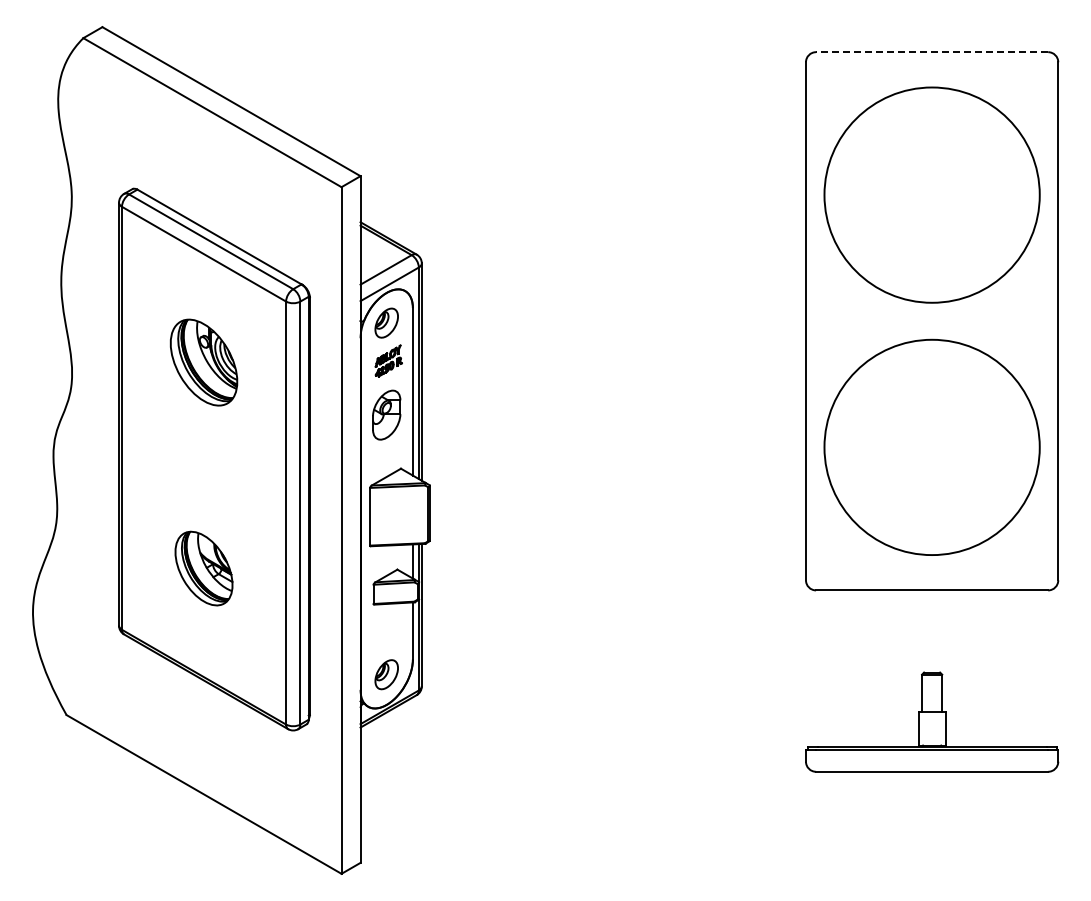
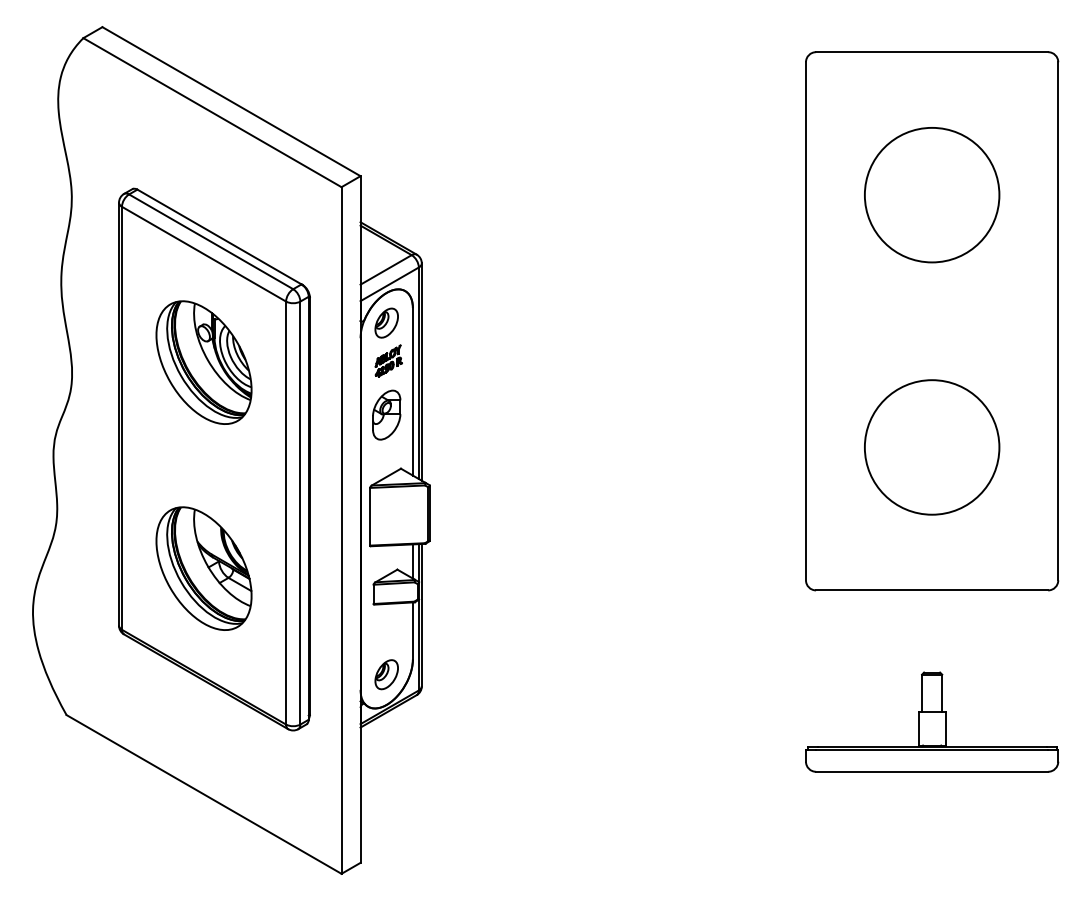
line: dashed -> solid (931, 52)
circle diameter: 215 px -> 135 px (931, 194)
part size: 70x89 px -> 98x125 px (203, 362)
circle diameter: 215 px -> 135 px (931, 447)
part size: 60x77 px -> 98x125 px (203, 568)
